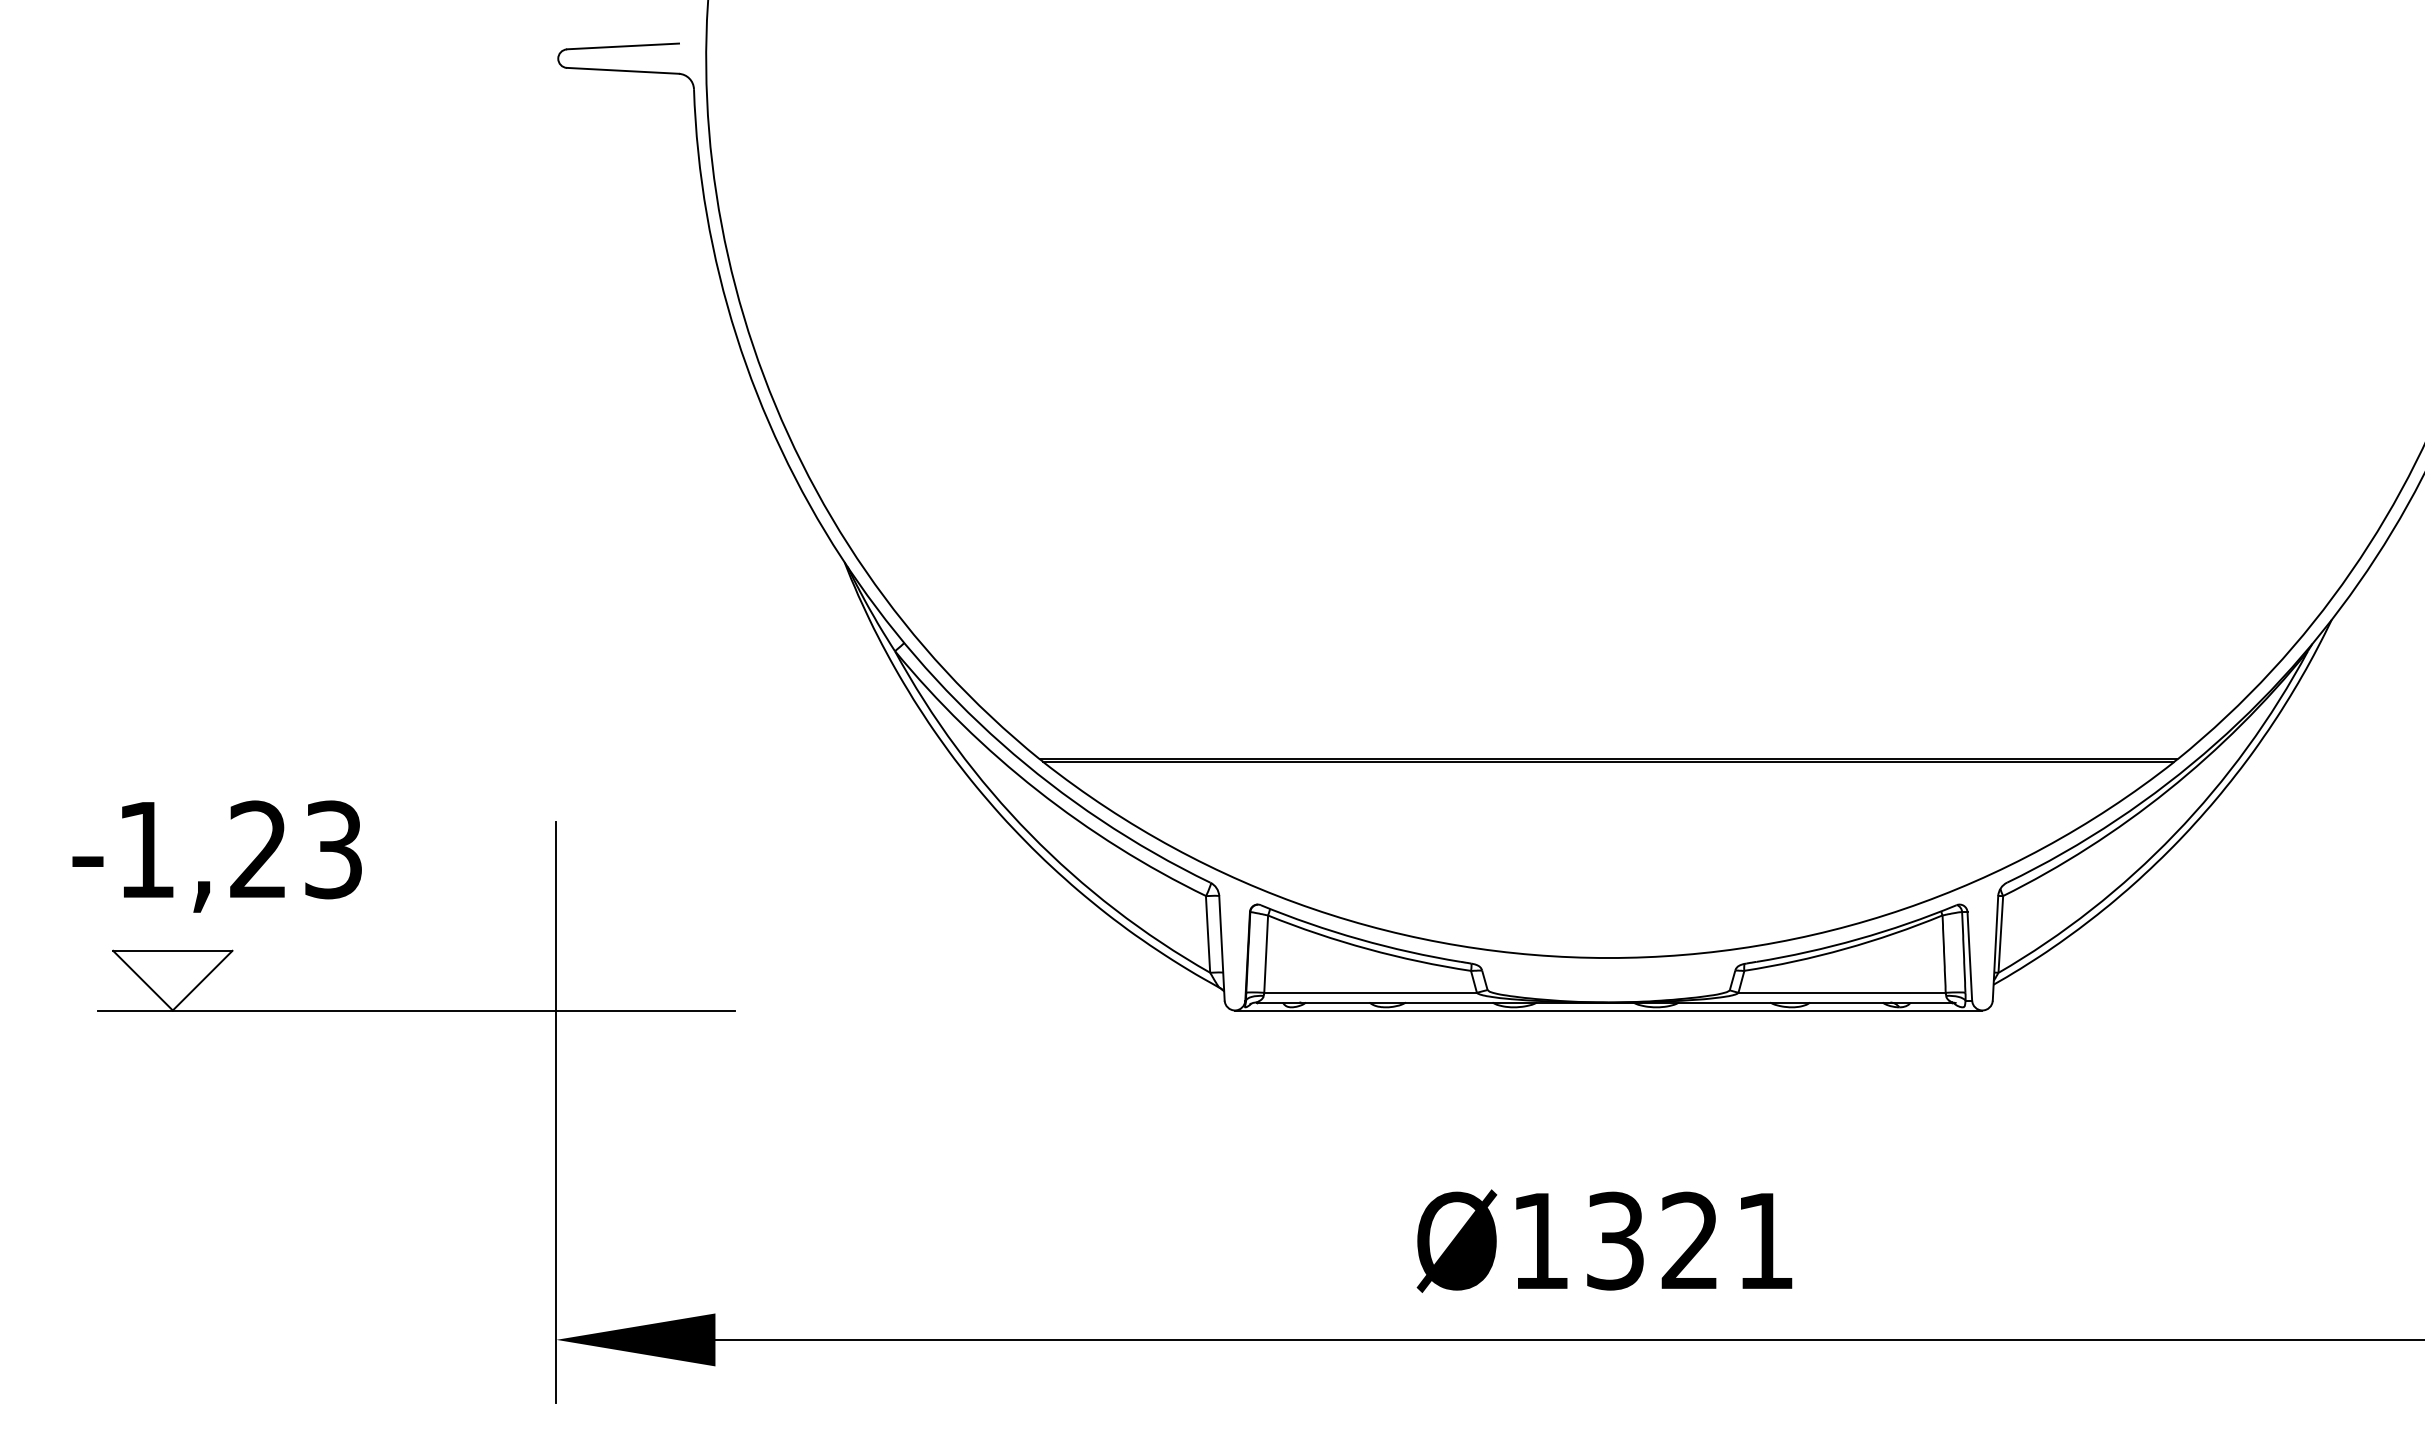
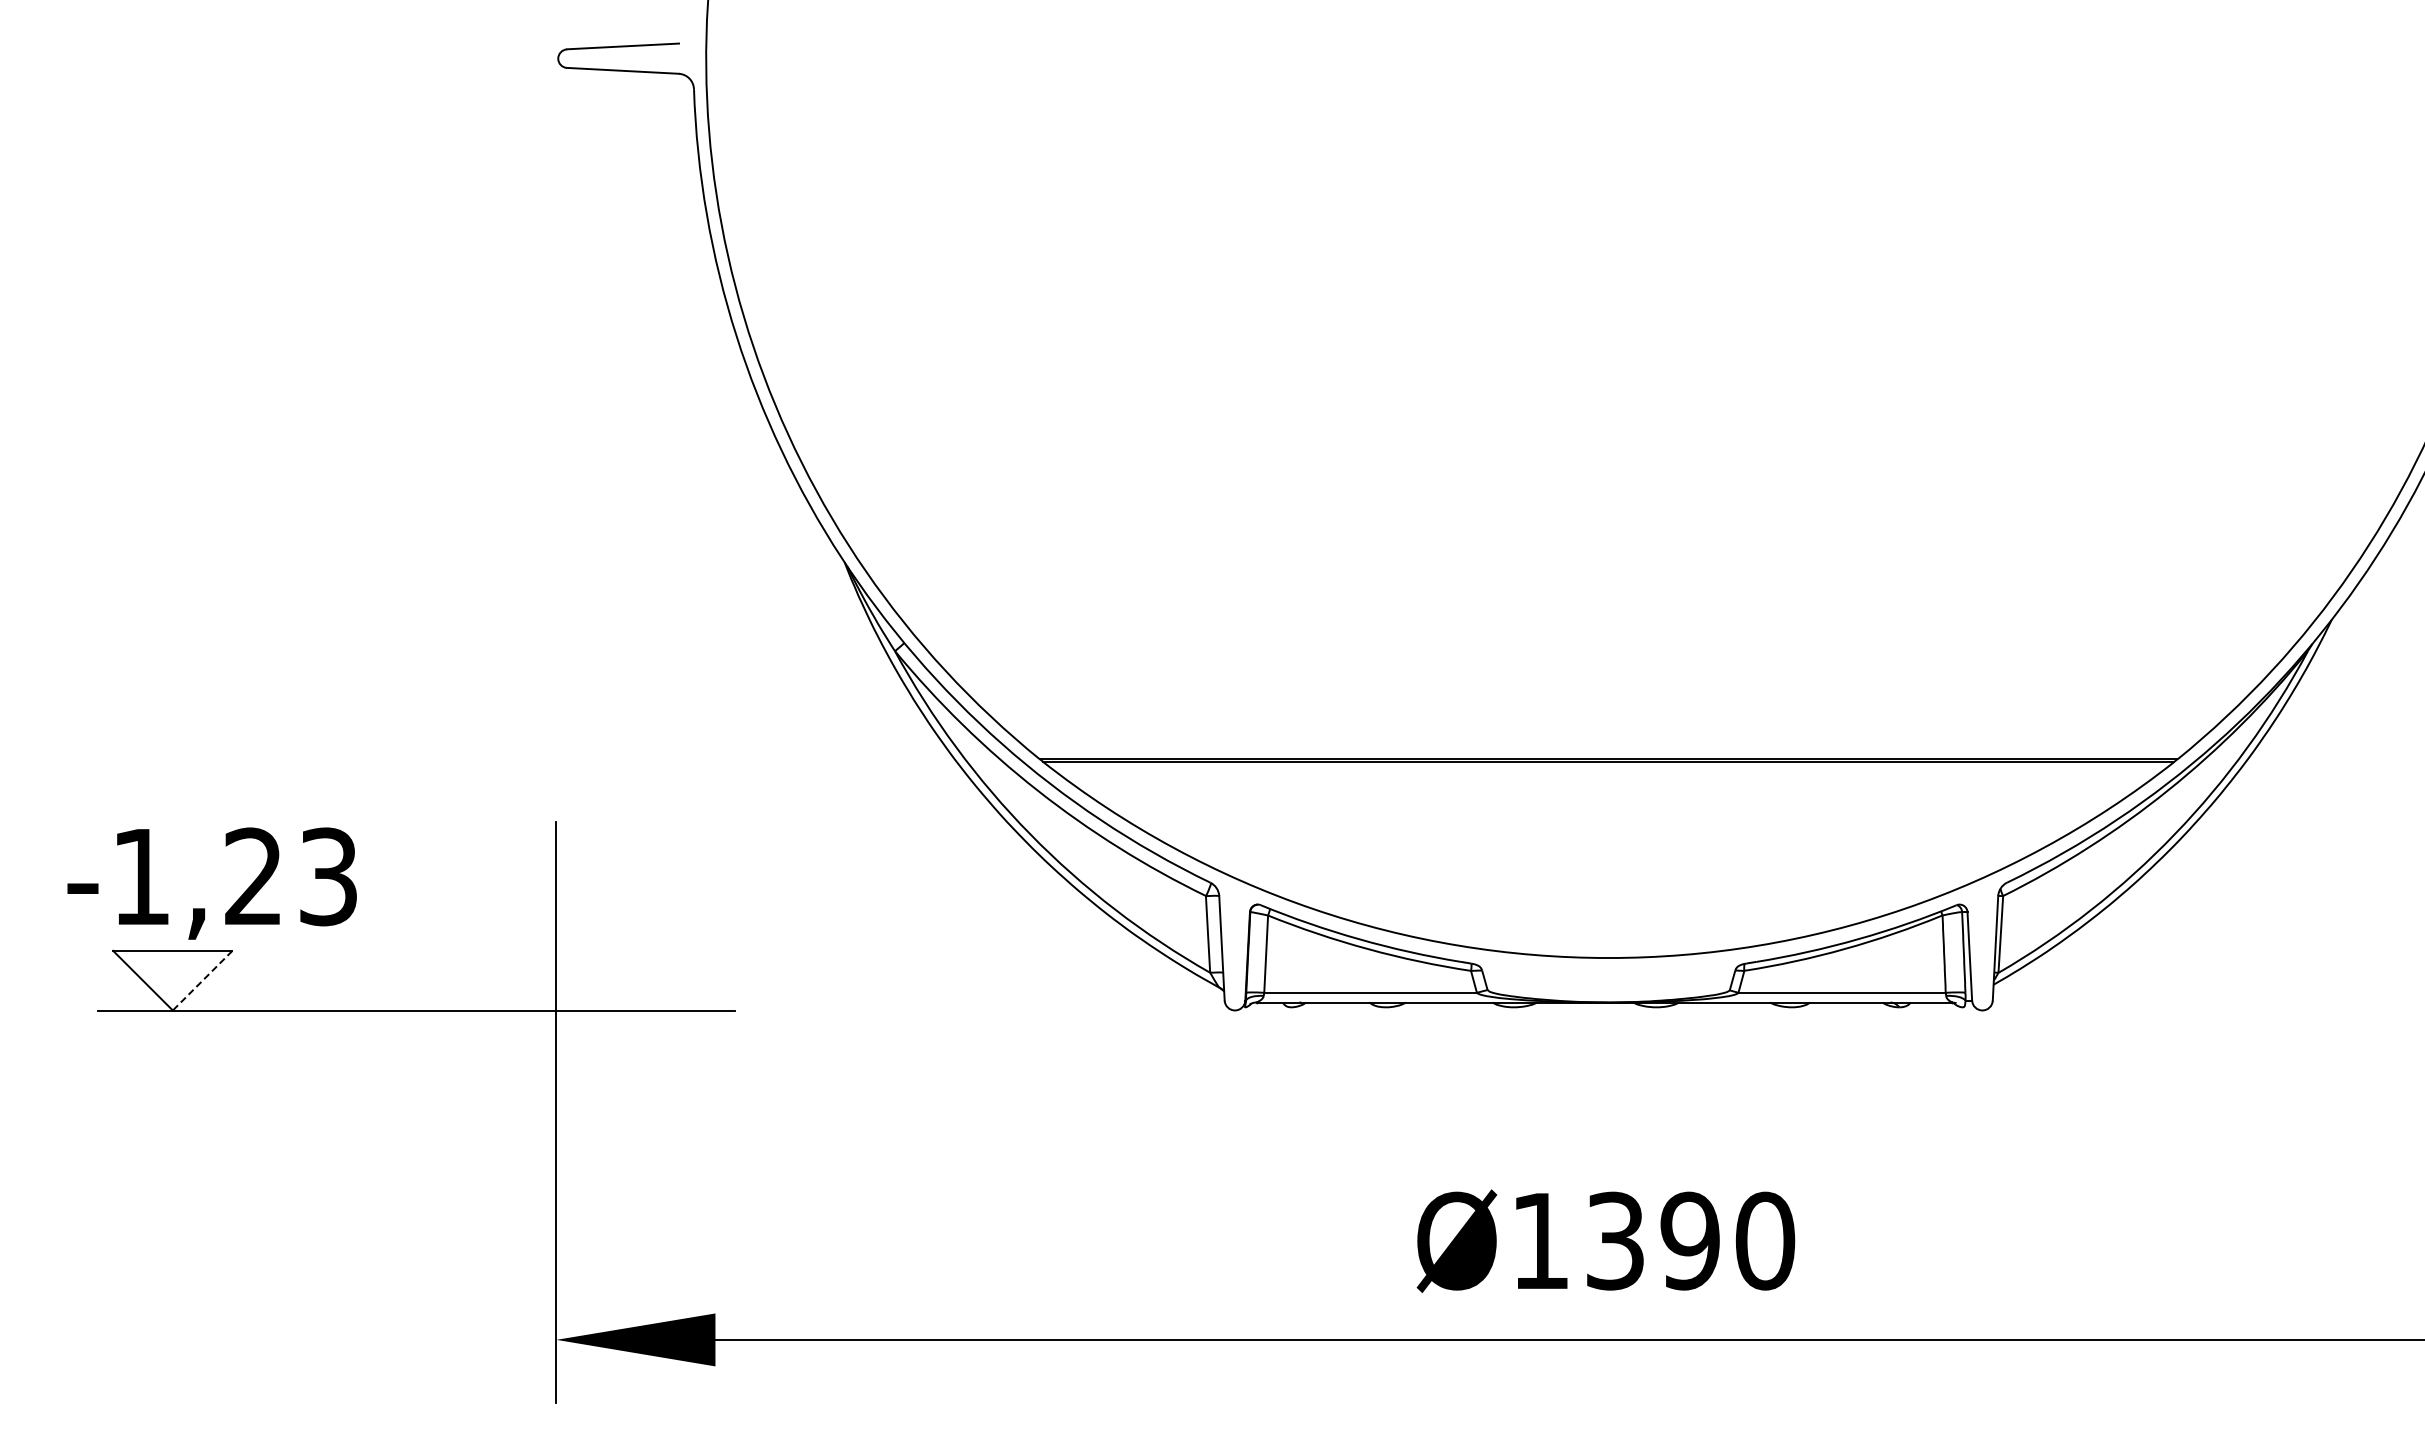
text position: (216, 856) -> (211, 883) (211, 883)
line: solid -> dashed (202, 981)
line: present -> none (1608, 1010)
text: Ø1321 -> Ø1390 (1727, 1240)
